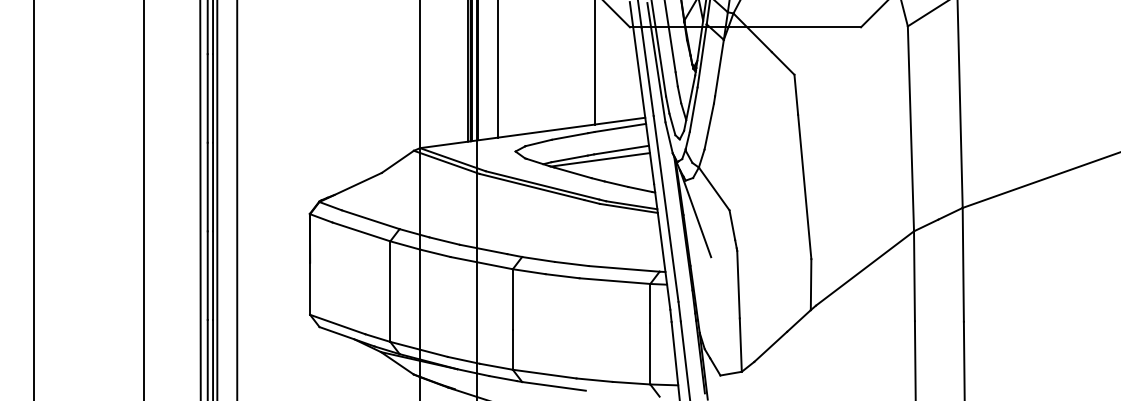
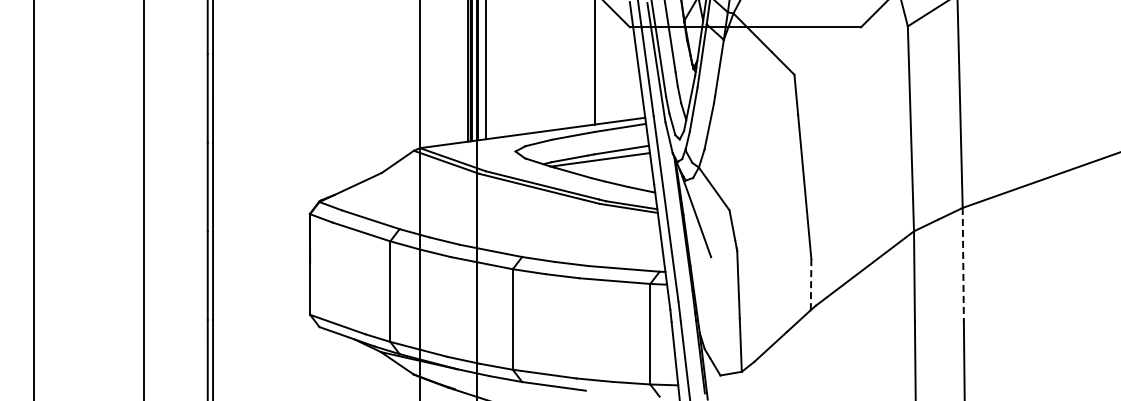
line position: (497, 69) -> (485, 69) (485, 69)
line: present -> none (200, 199)
line: present -> none (217, 199)
line: present -> none (237, 199)
line: solid -> dashed (963, 264)
line: solid -> dashed (811, 284)
